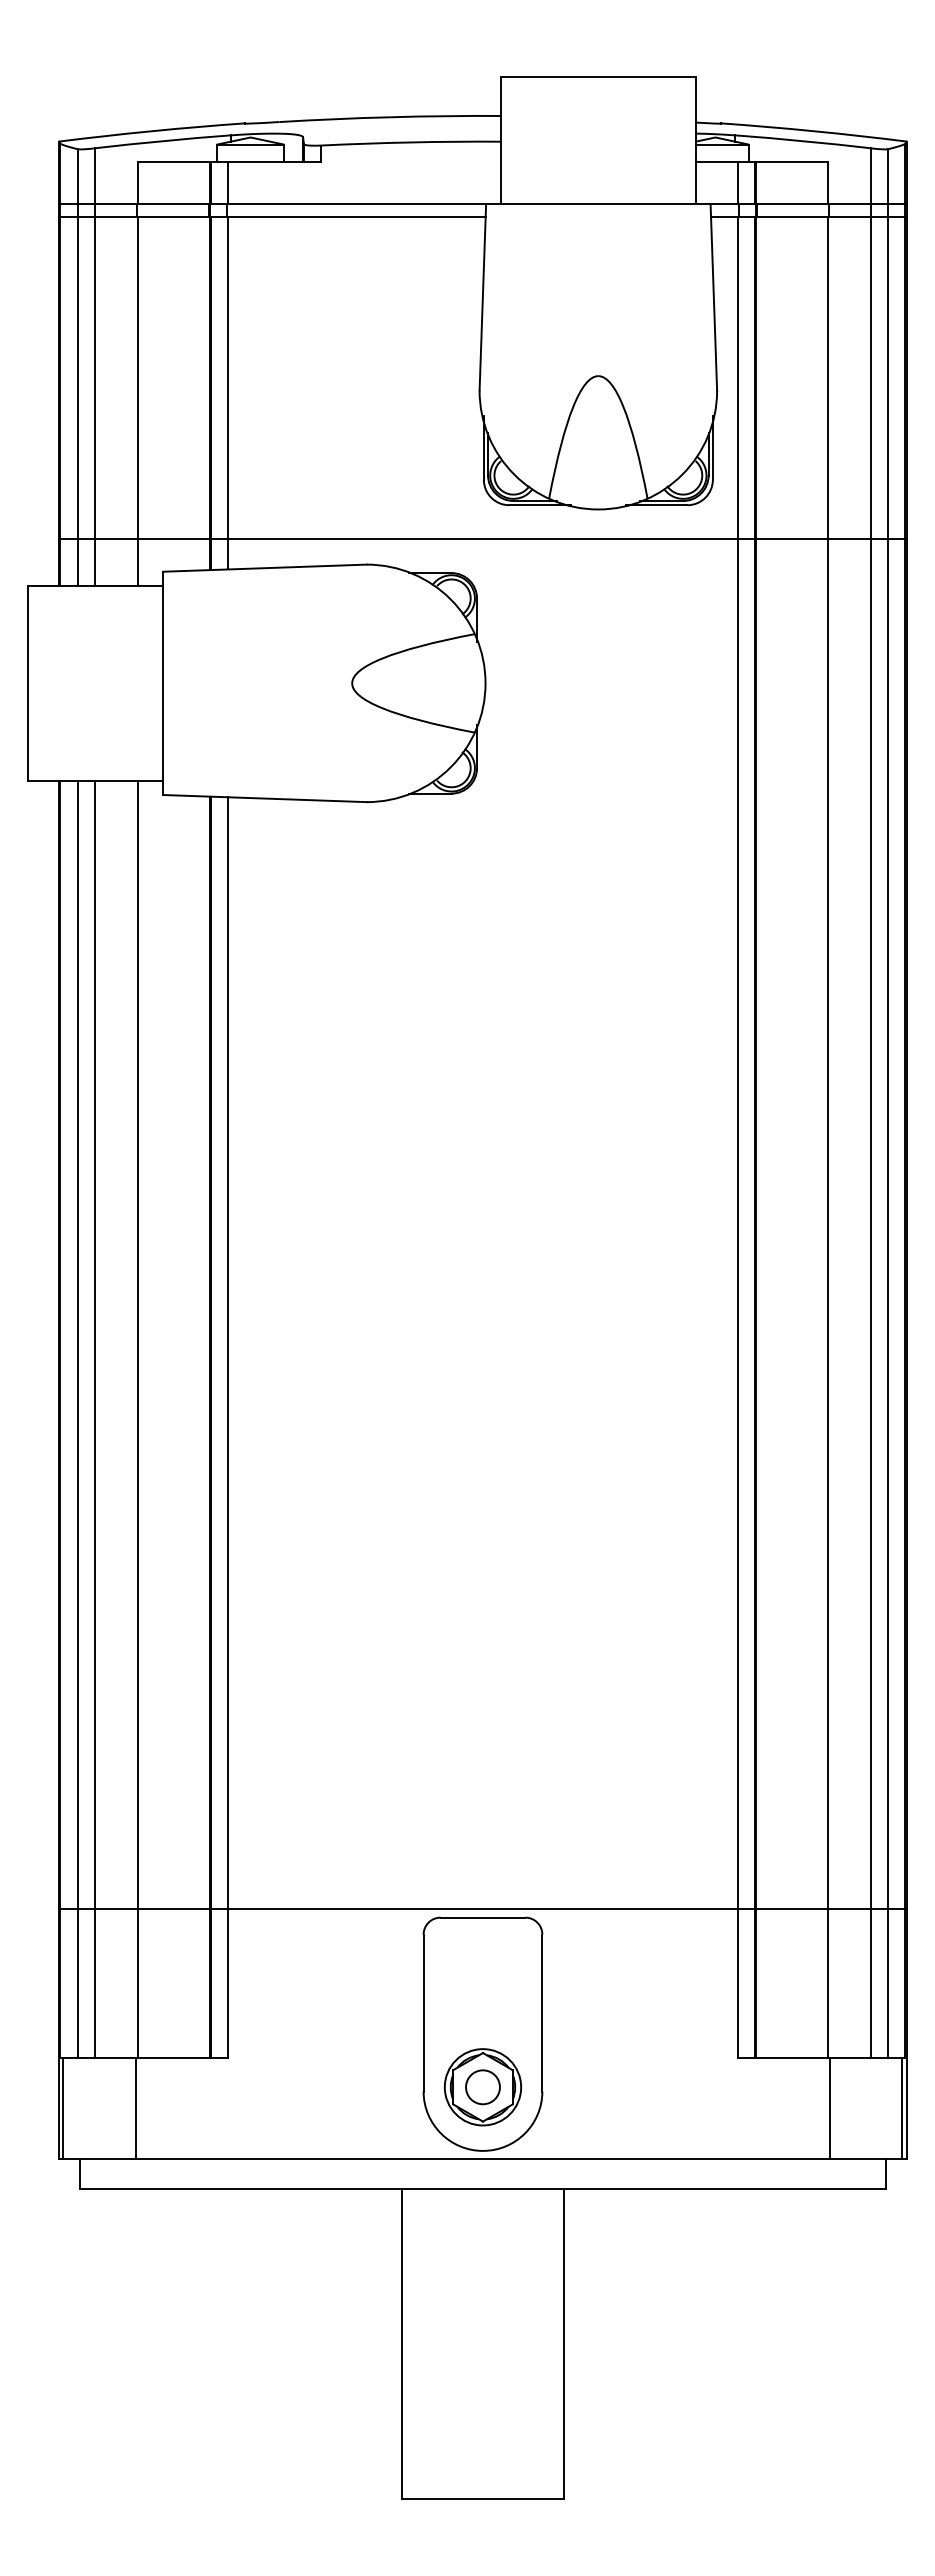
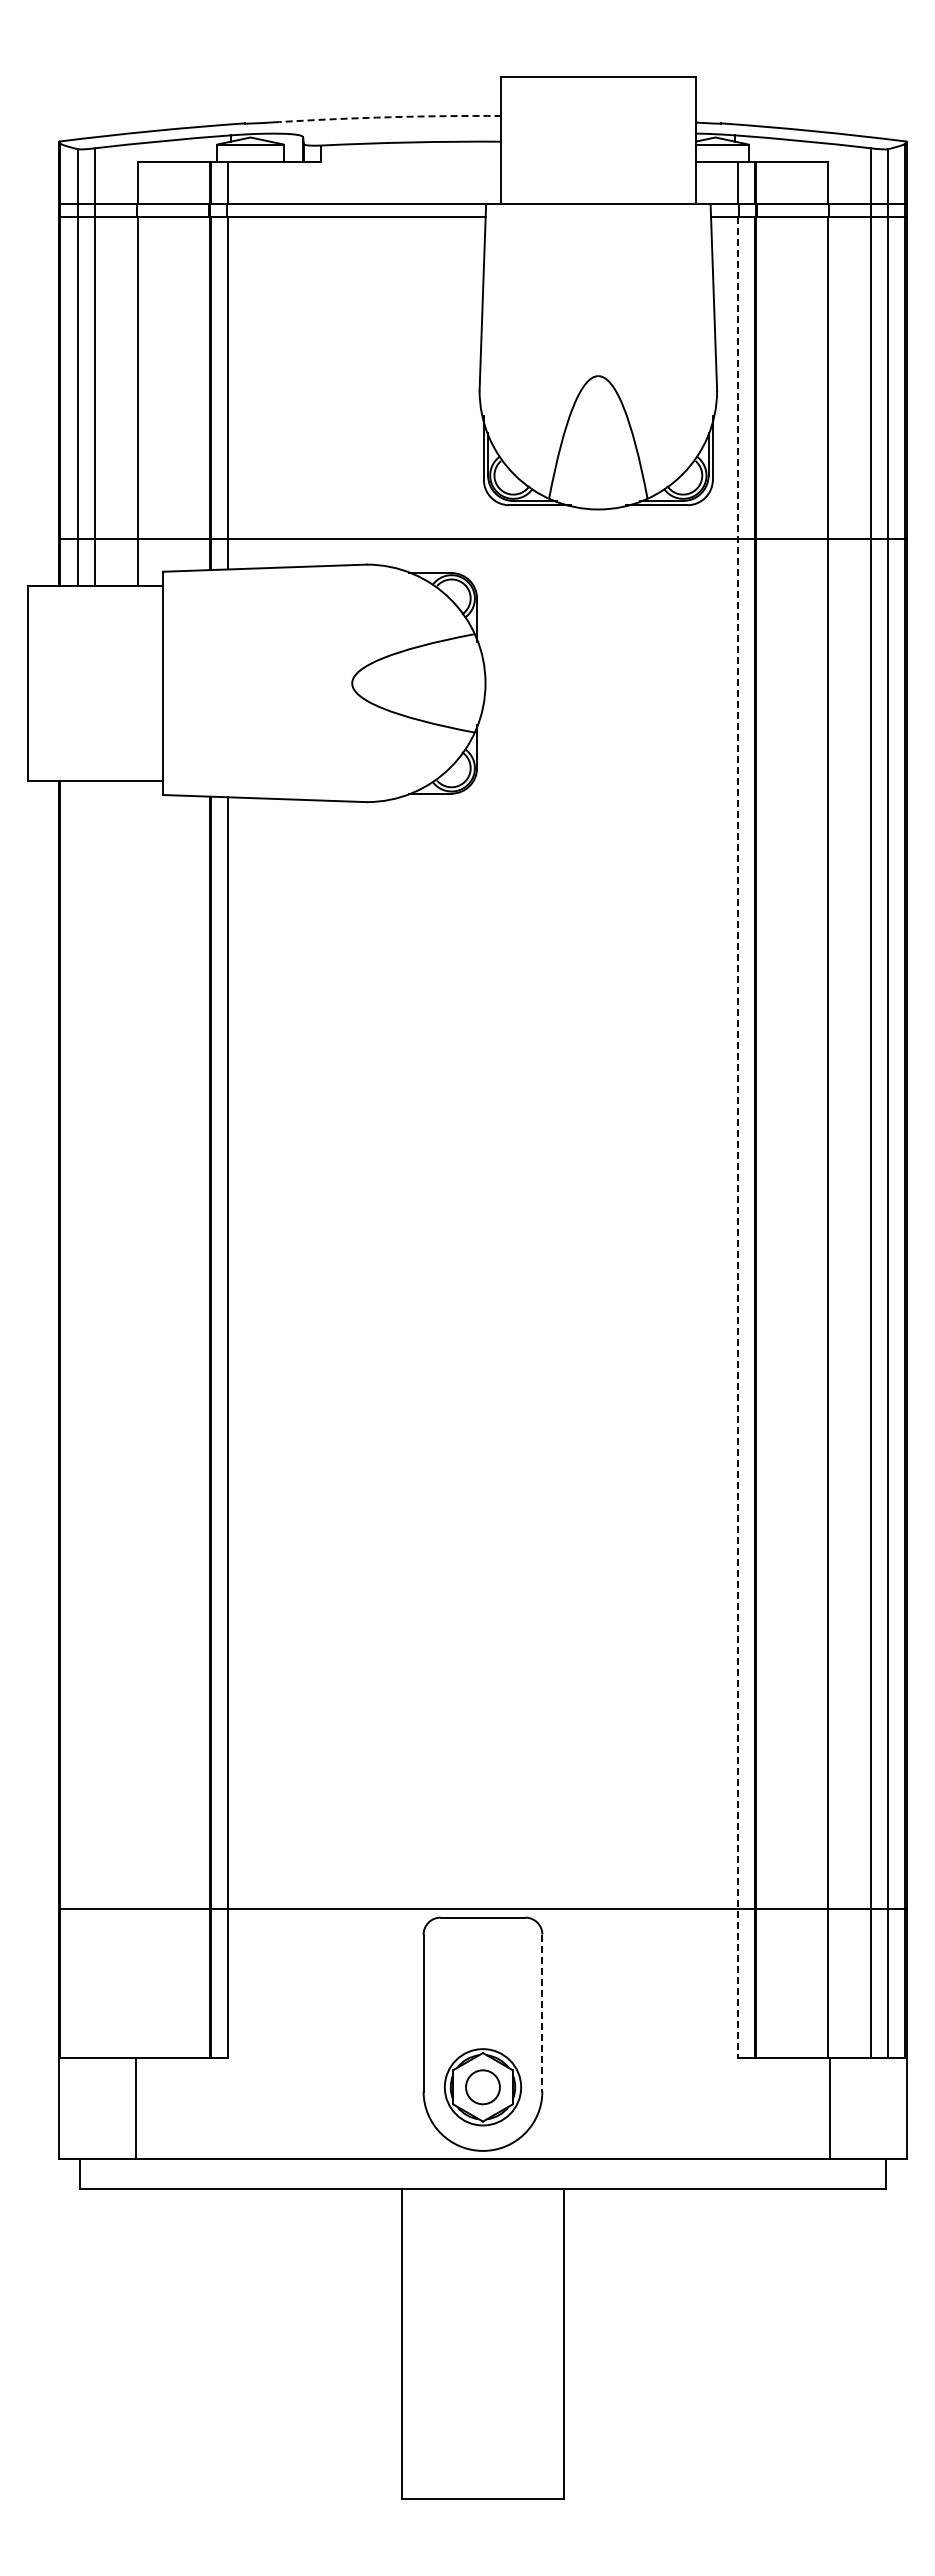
arc: solid -> dashed (390, 117)
line: solid -> dashed (737, 1137)
line: present -> none (78, 1418)
line: present -> none (94, 1418)
line: present -> none (138, 1418)
line: solid -> dashed (542, 2013)
line: present -> none (63, 2108)
line: present -> none (902, 2108)
